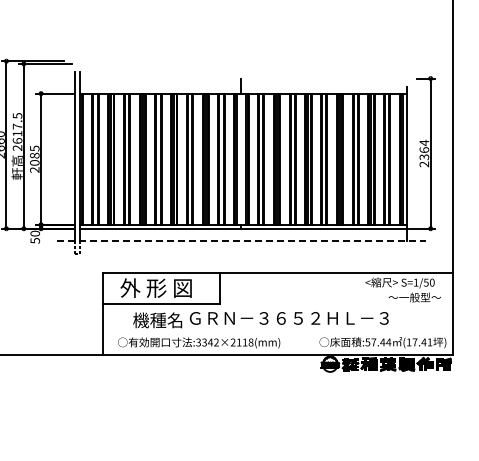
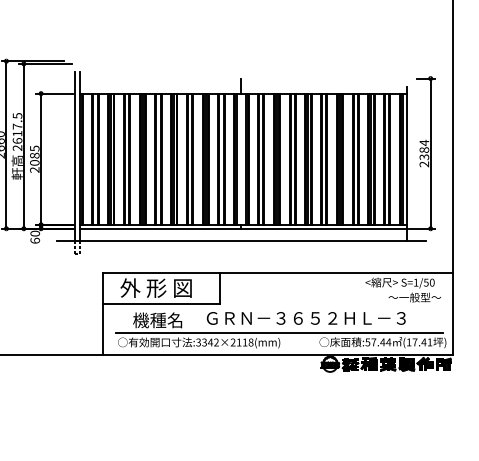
text: 2364 -> 2384 (423, 149)
text: 50 -> 60 (34, 240)
line: dashed -> solid (241, 241)
text position: (288, 318) -> (305, 318) (305, 318)
line: none -> present (279, 332)
